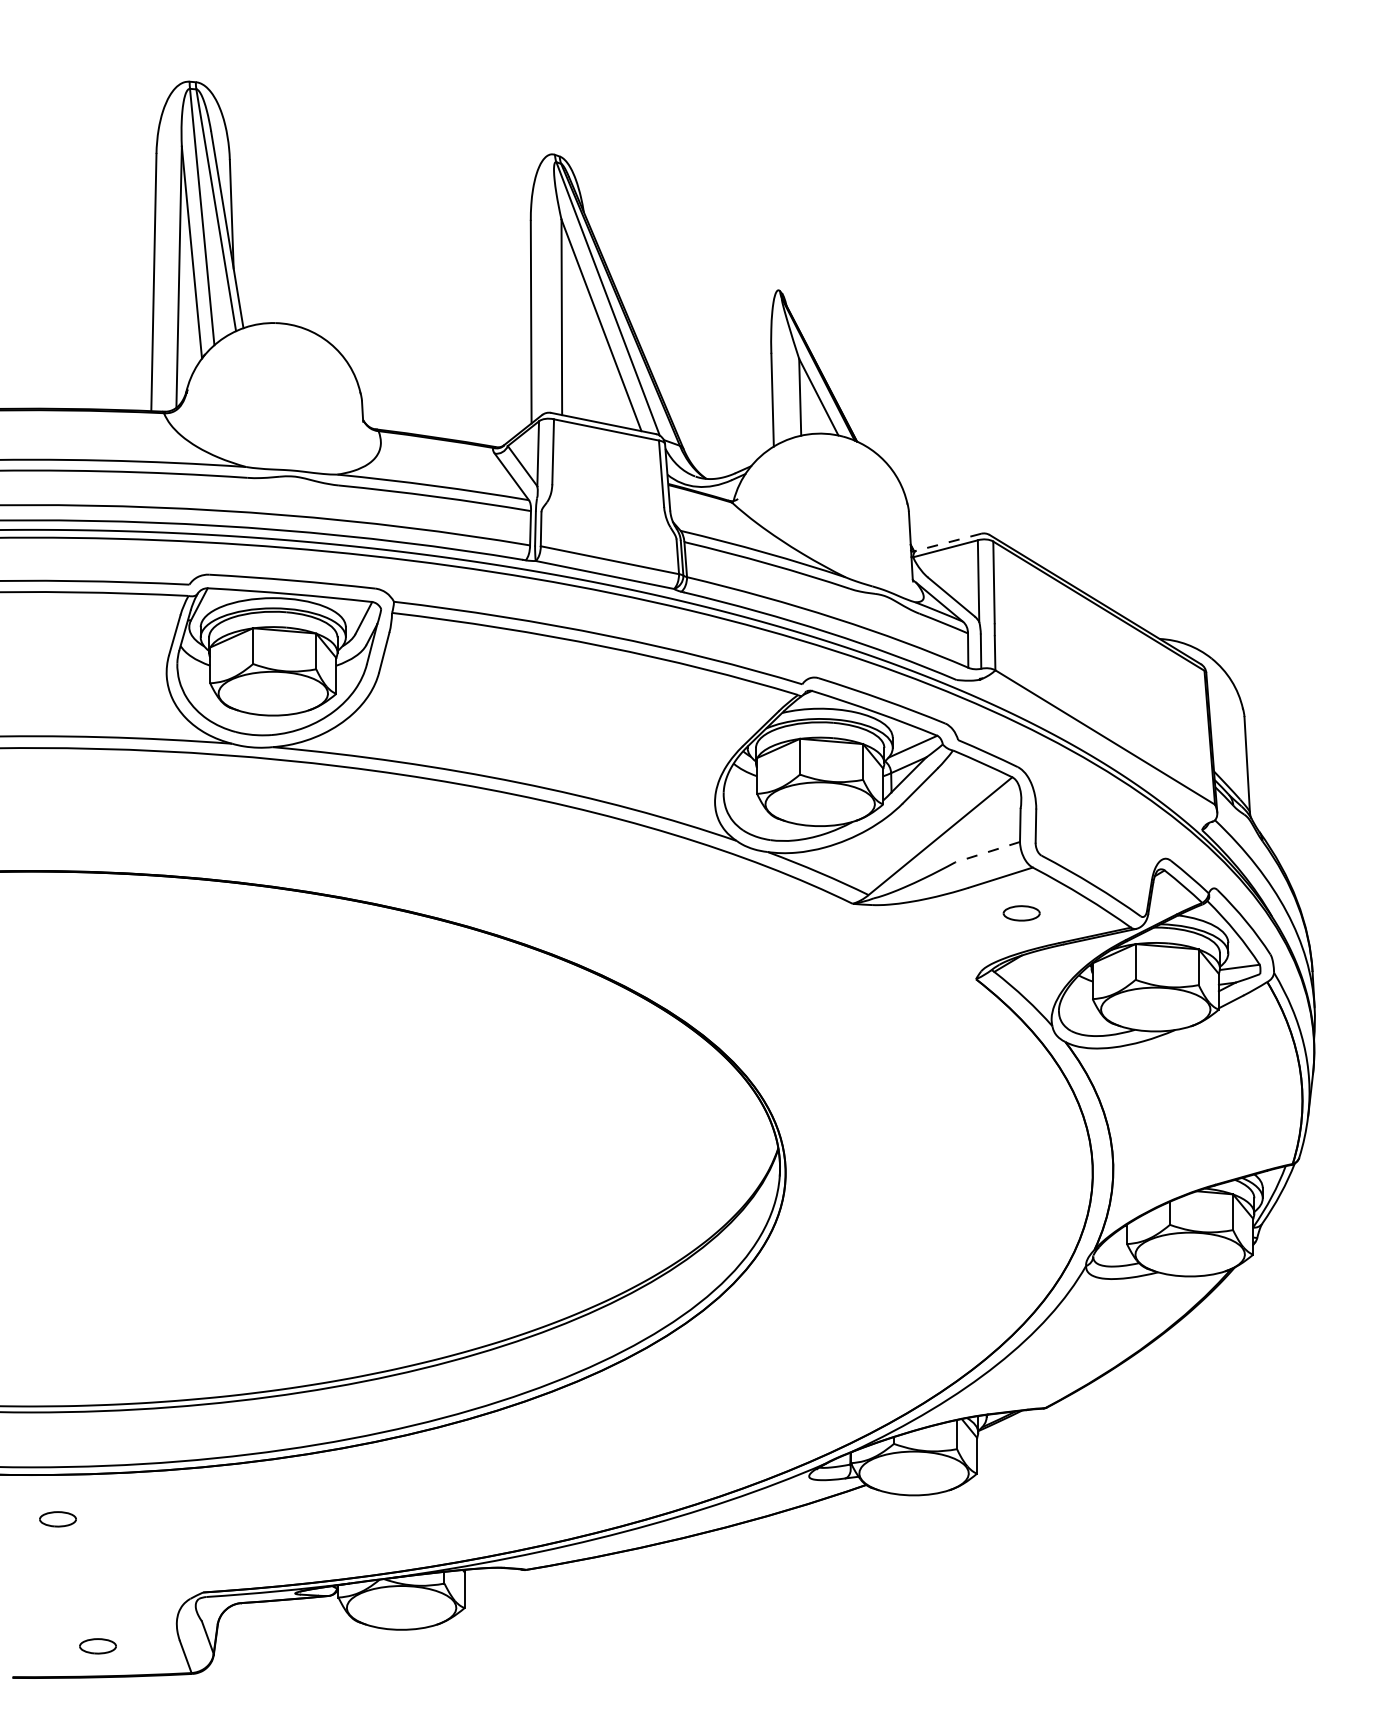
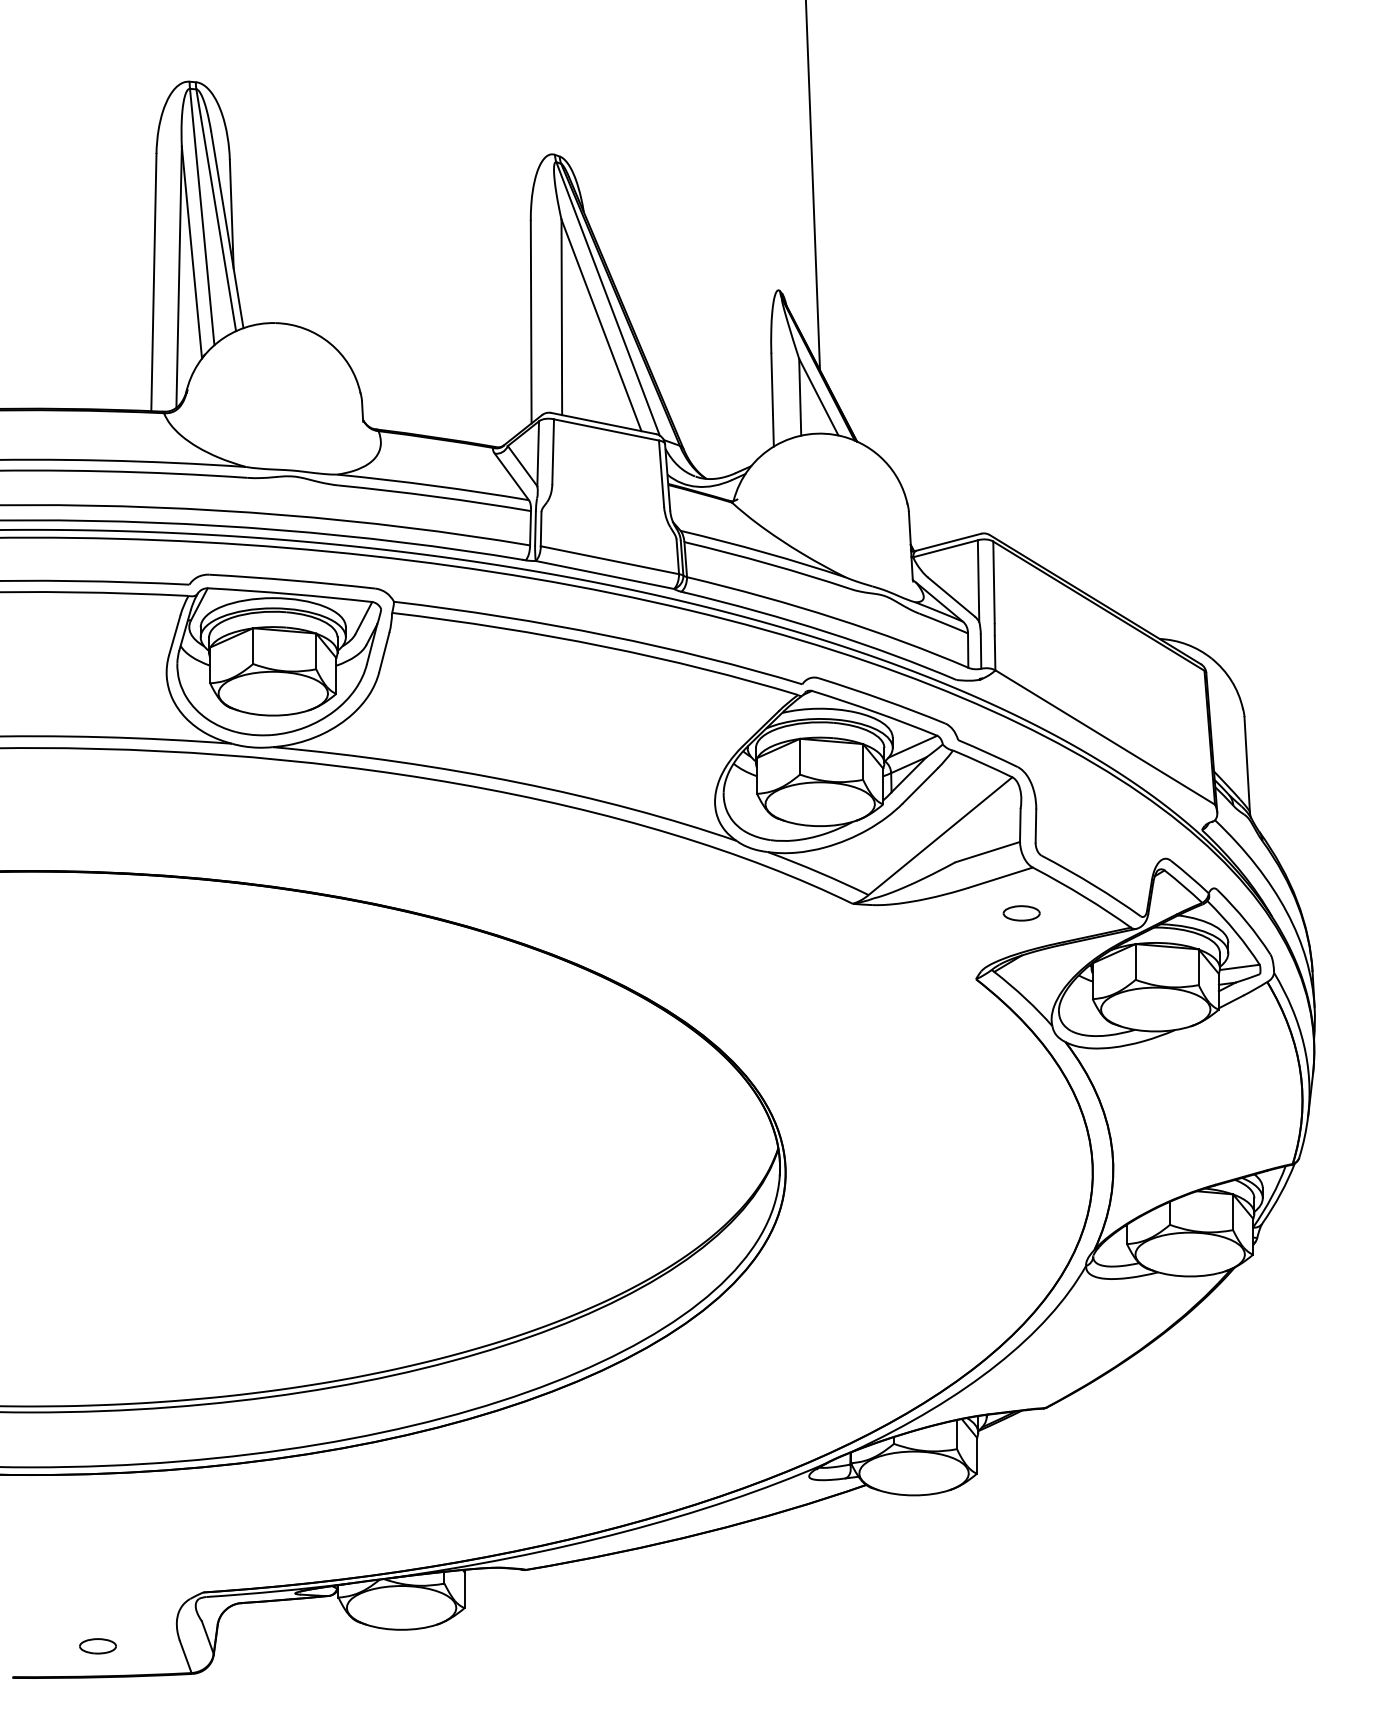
line: none -> present (813, 186)
line: dashed -> solid (948, 542)
line: dashed -> solid (987, 852)
part: present -> none (57, 1519)
